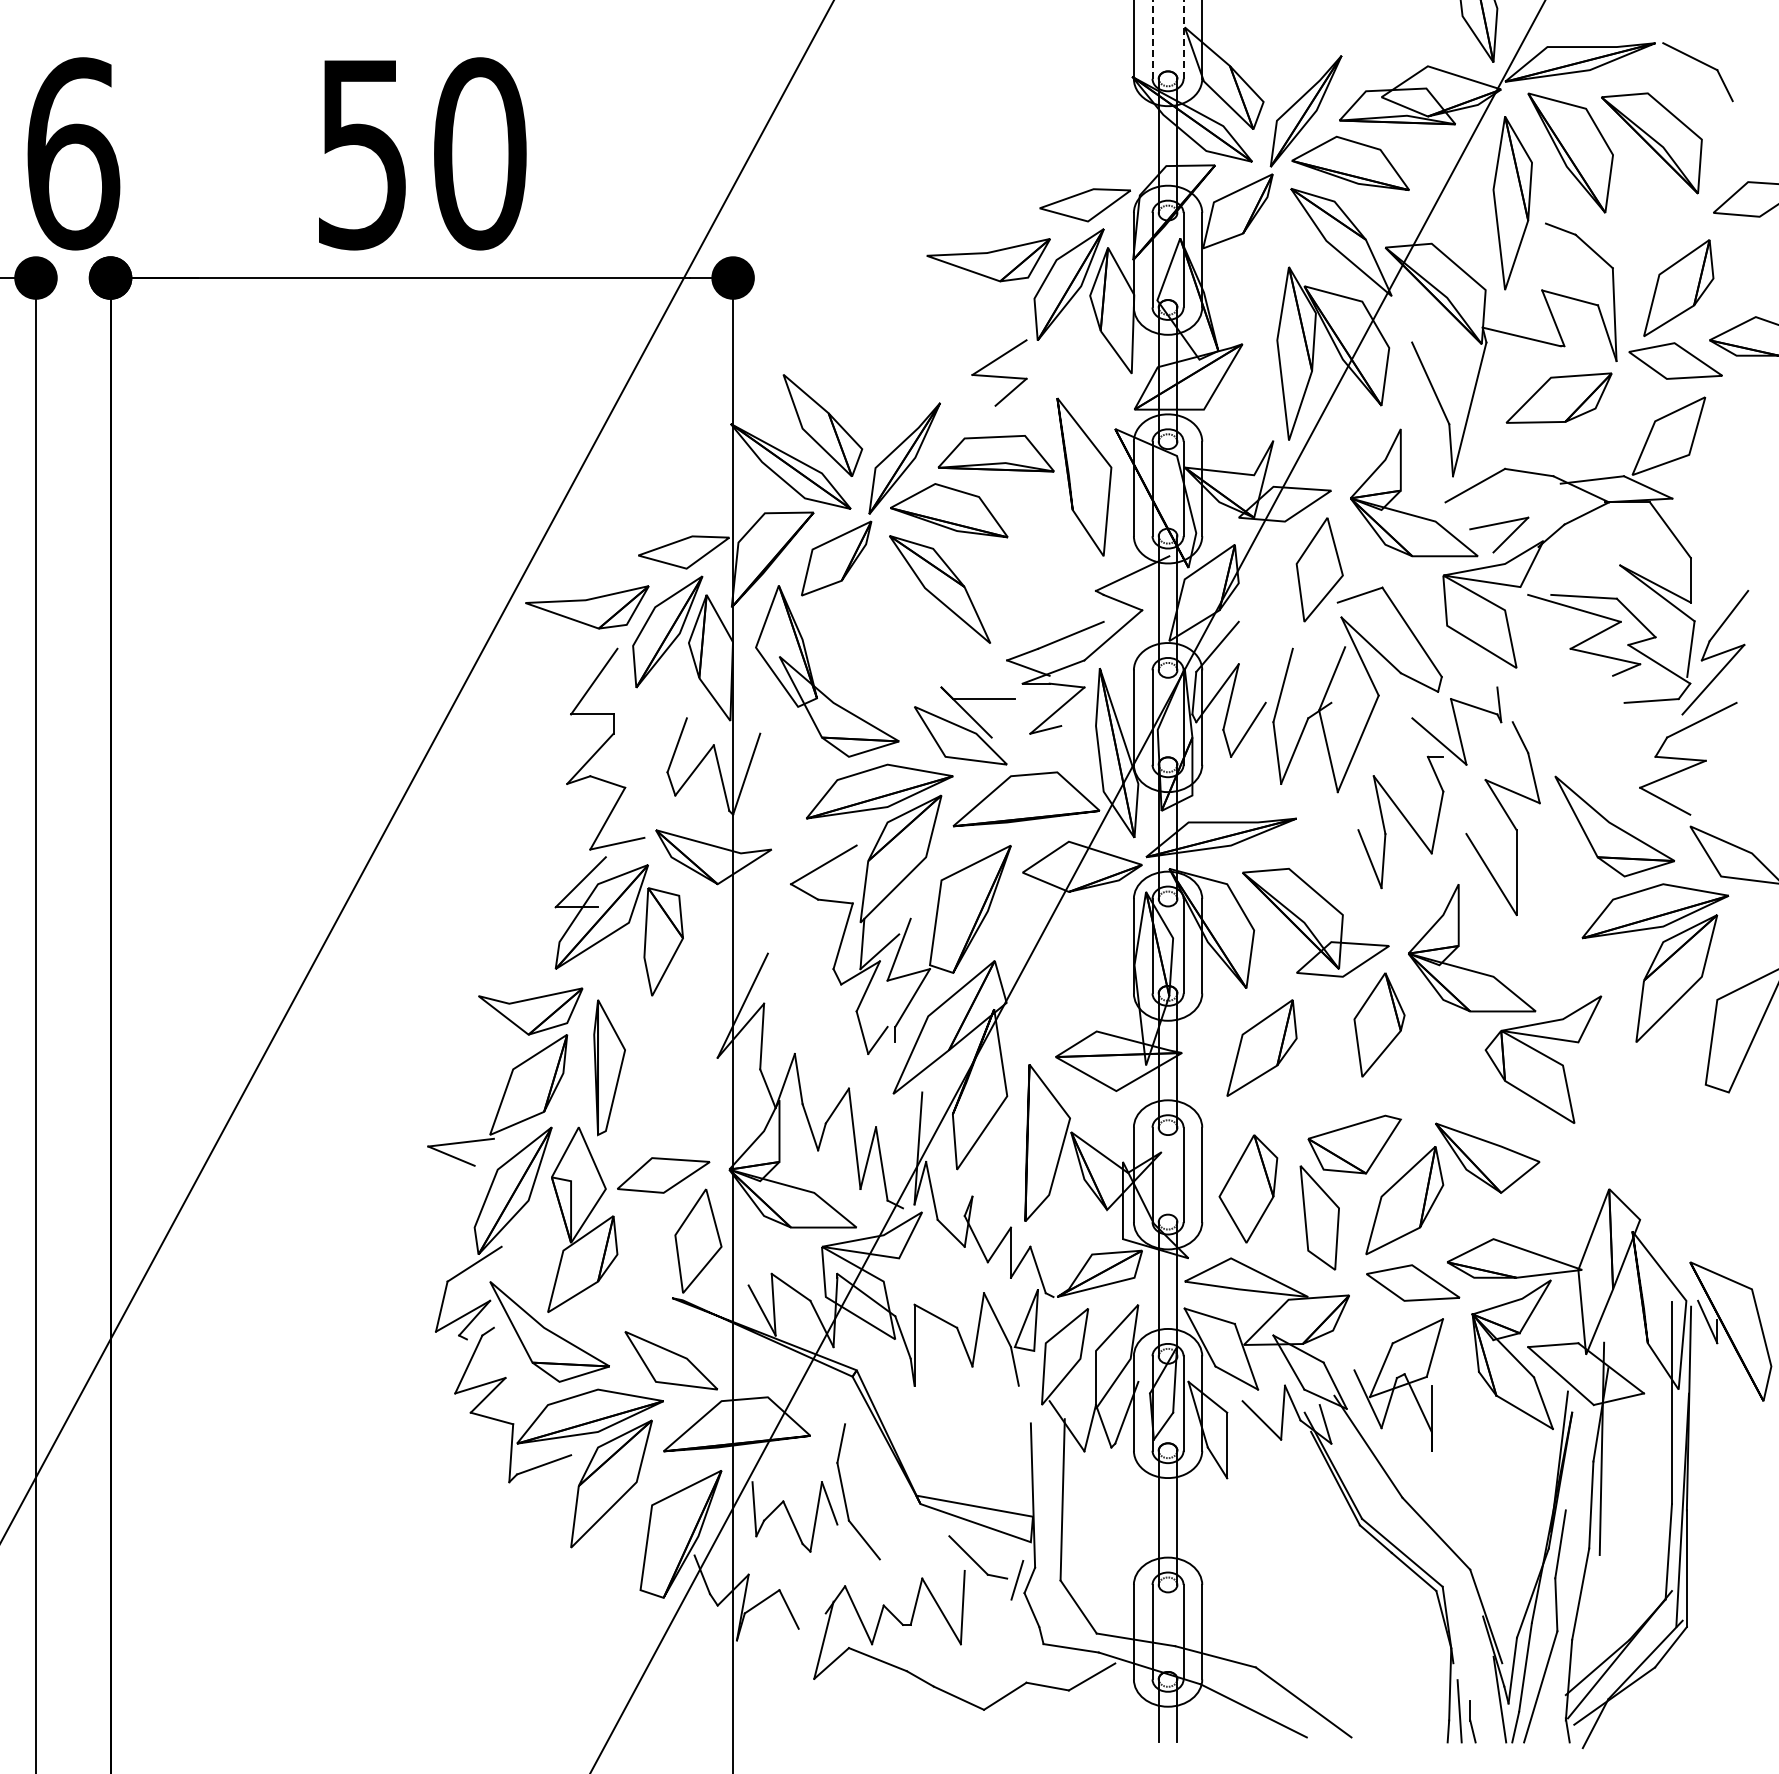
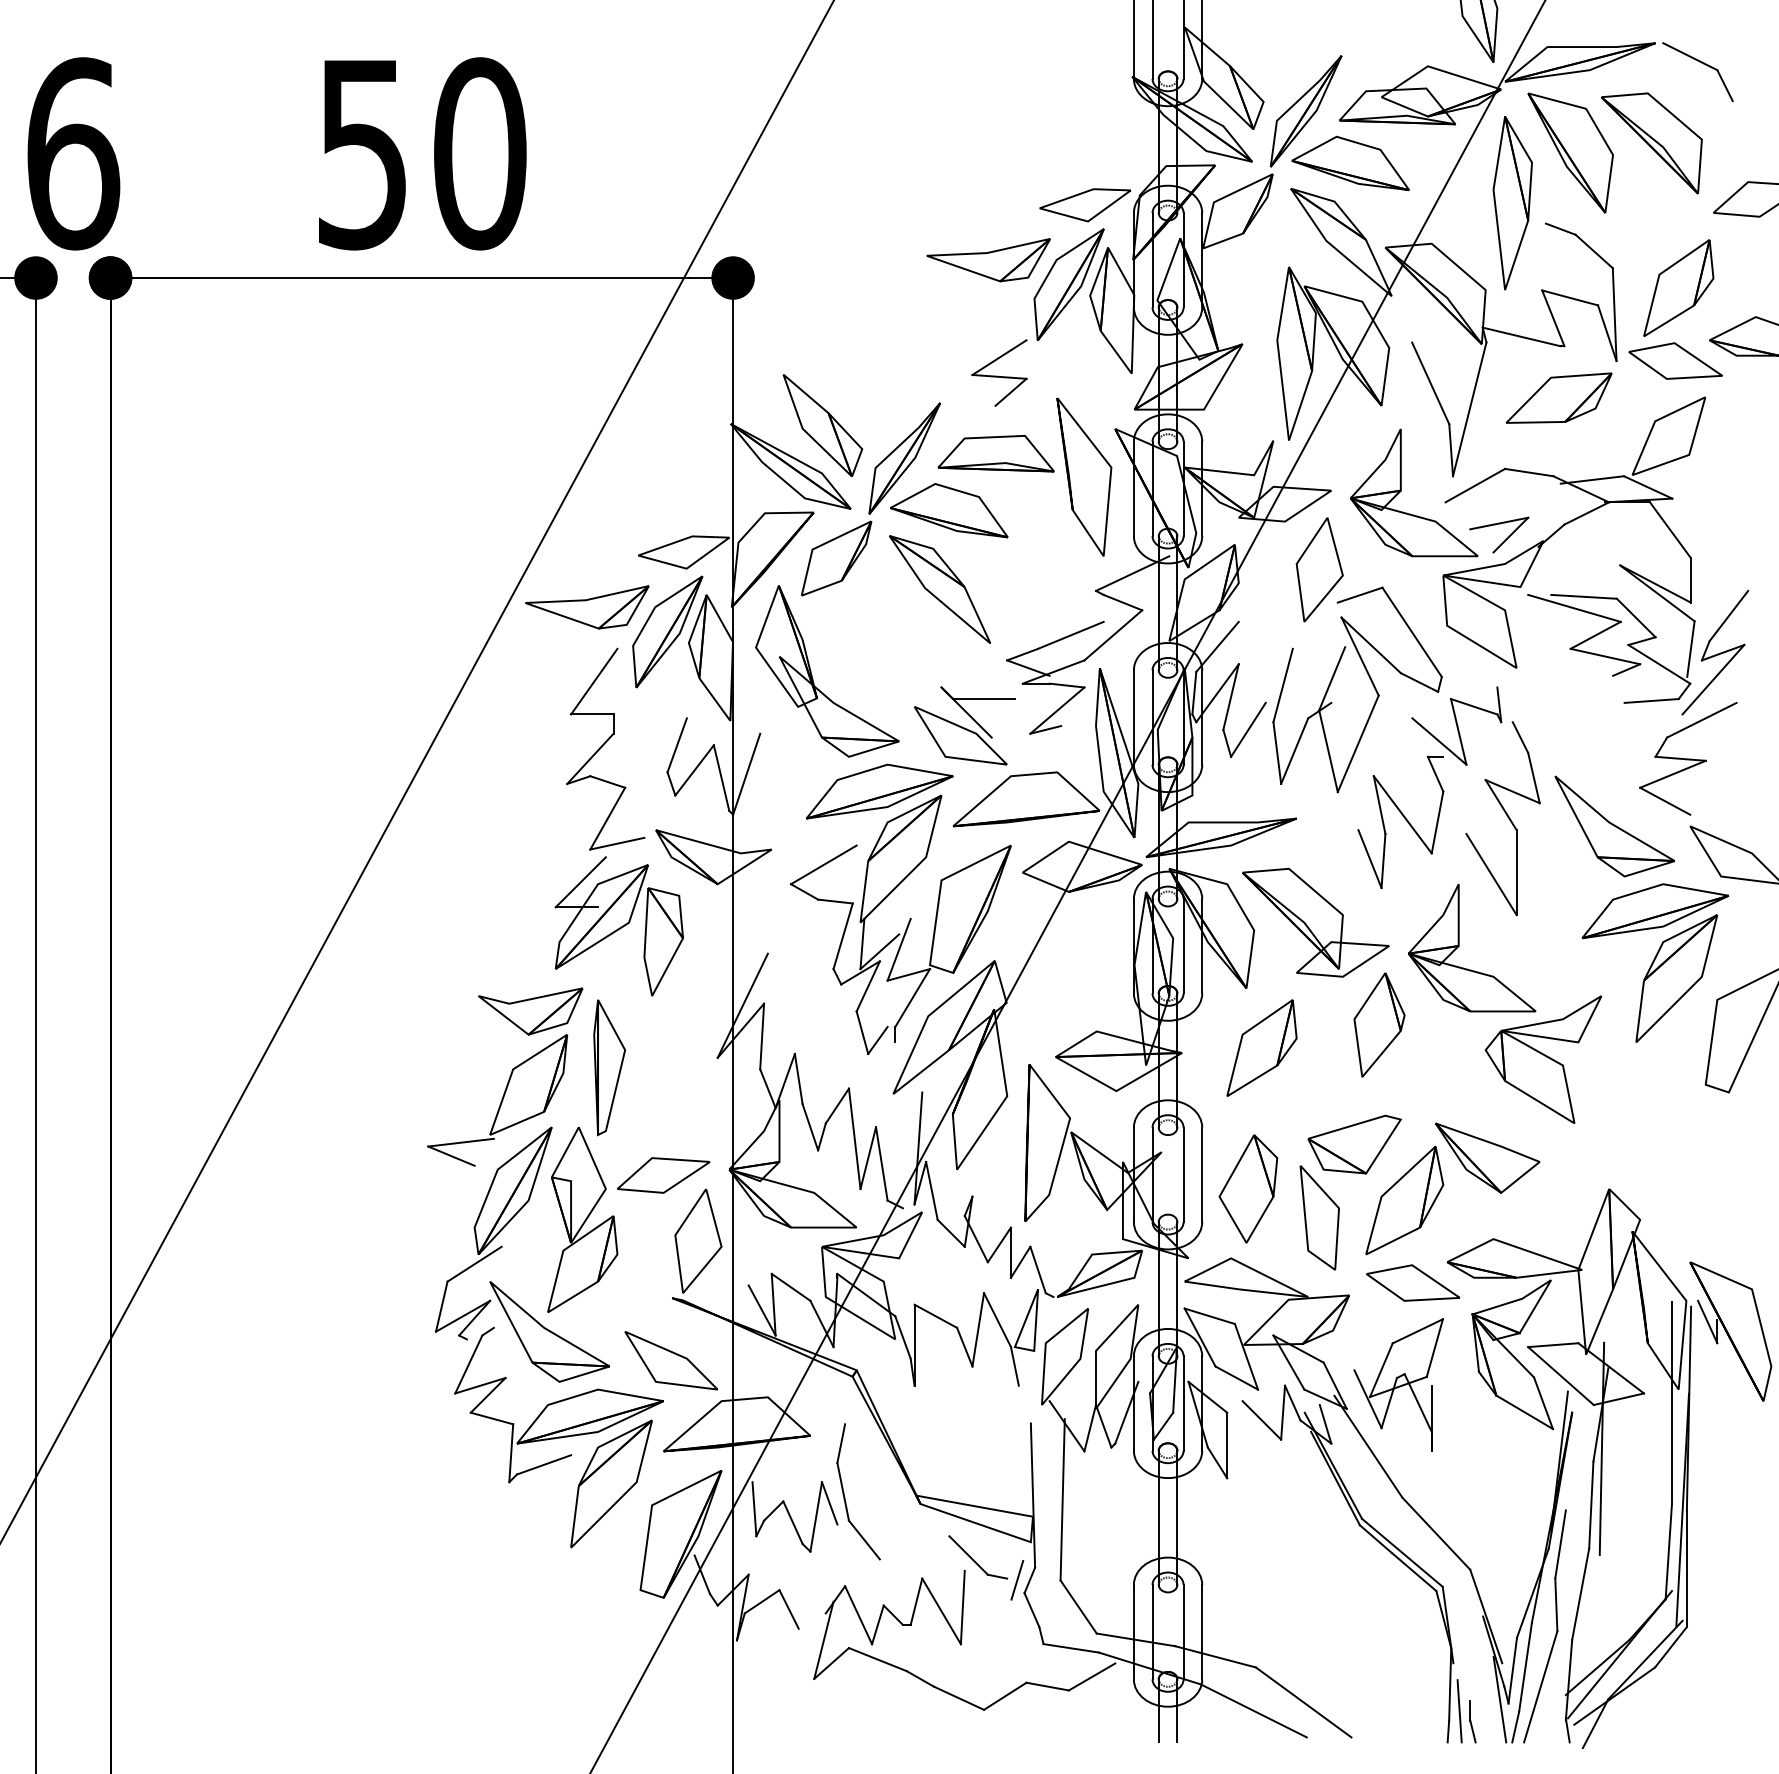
line: dashed -> solid (1183, 39)
line: dashed -> solid (1152, 40)
